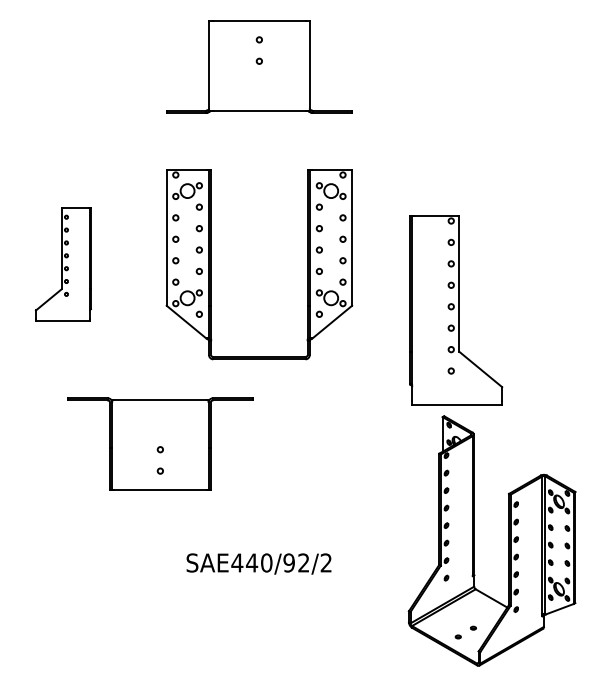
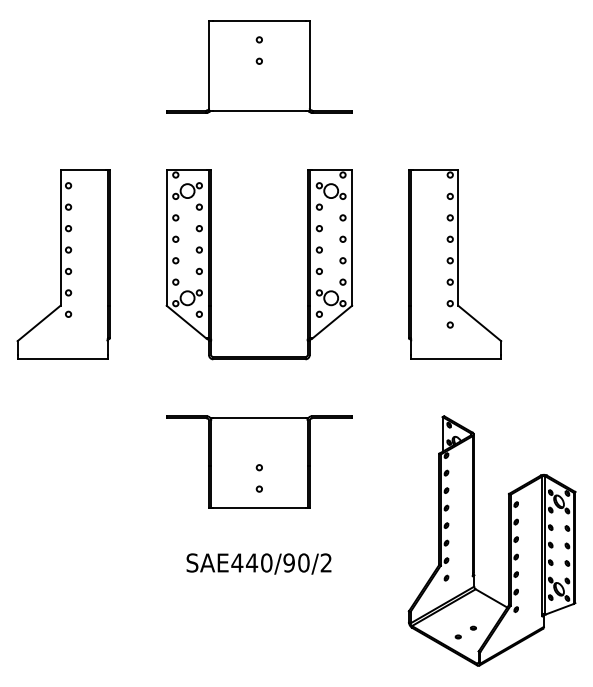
part size: 58x115 px -> 95x191 px (63, 264)
part position: (456, 310) -> (455, 264) (455, 264)
part position: (160, 443) -> (259, 461) (259, 461)
text: SAE440/92/2 -> SAE440/90/2 (303, 562)
